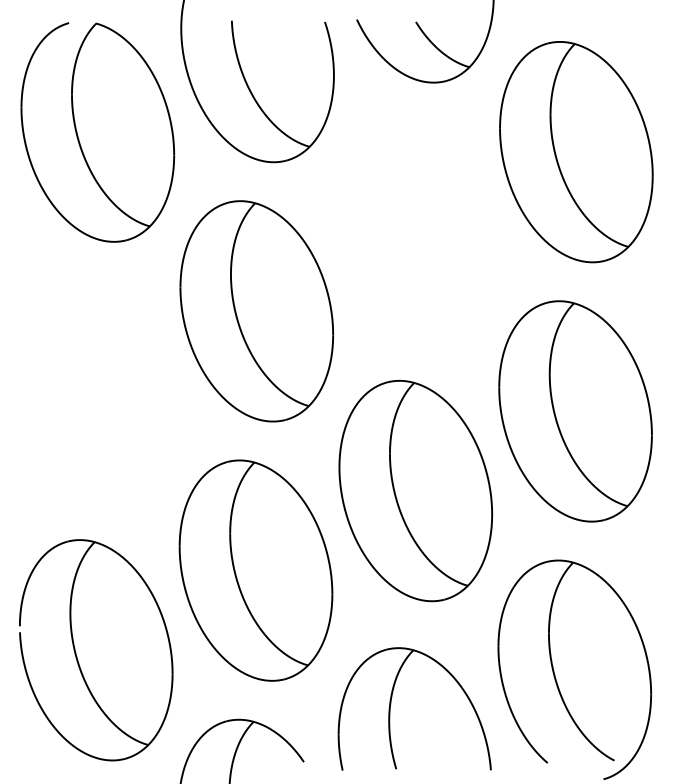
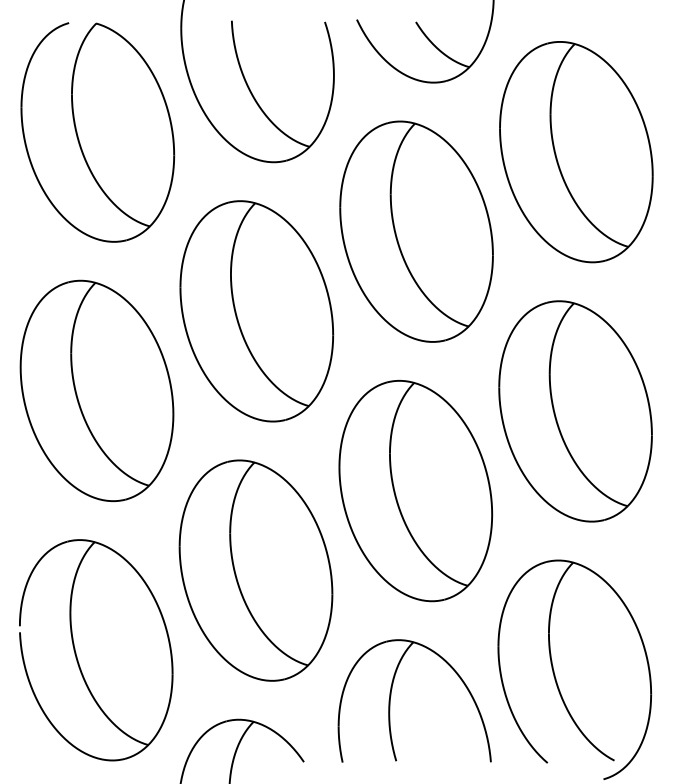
part: none -> present (416, 231)
part: none -> present (96, 390)
part position: (391, 704) -> (391, 696) (391, 696)
